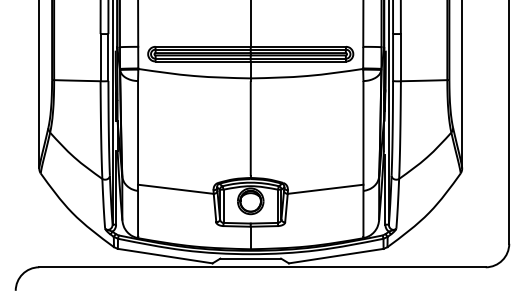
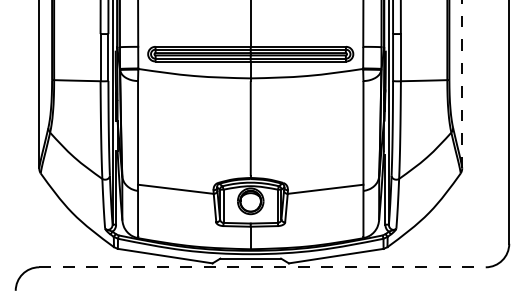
line: solid -> dashed (462, 84)
line: solid -> dashed (262, 267)
